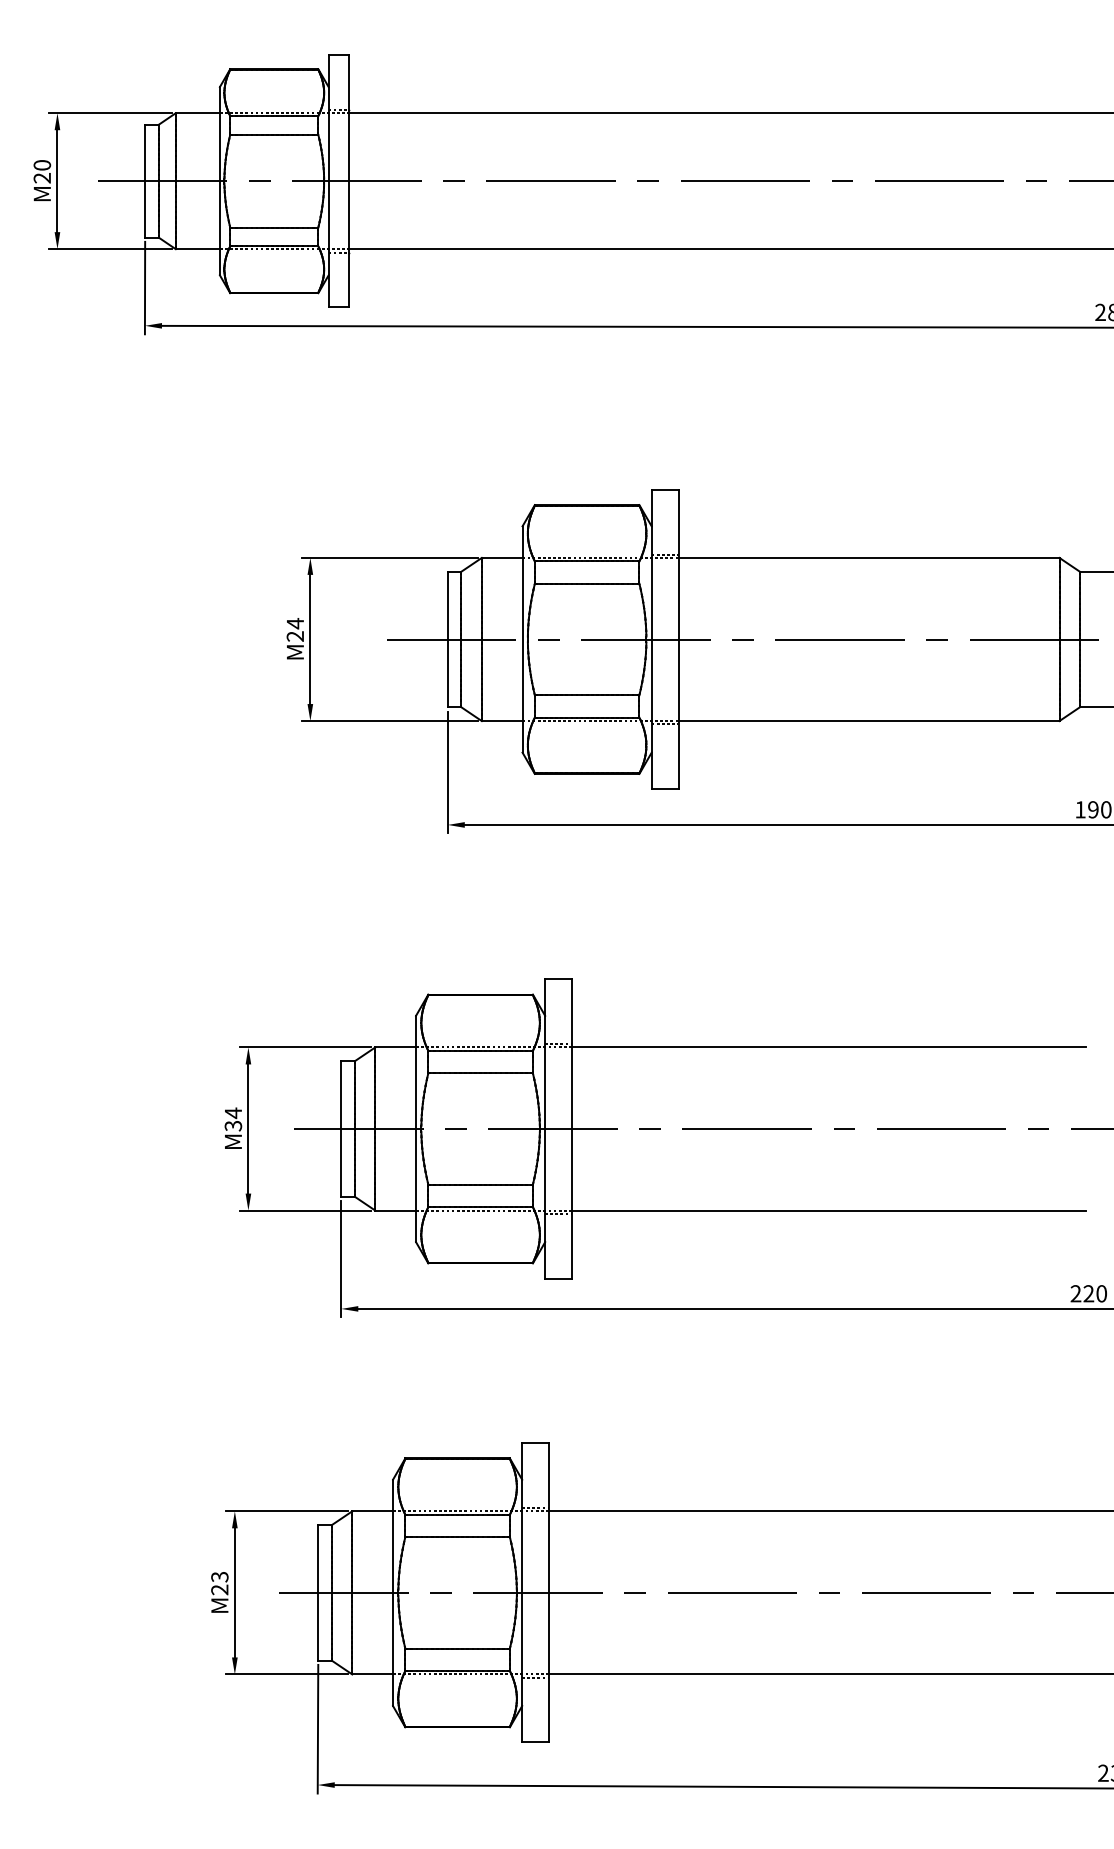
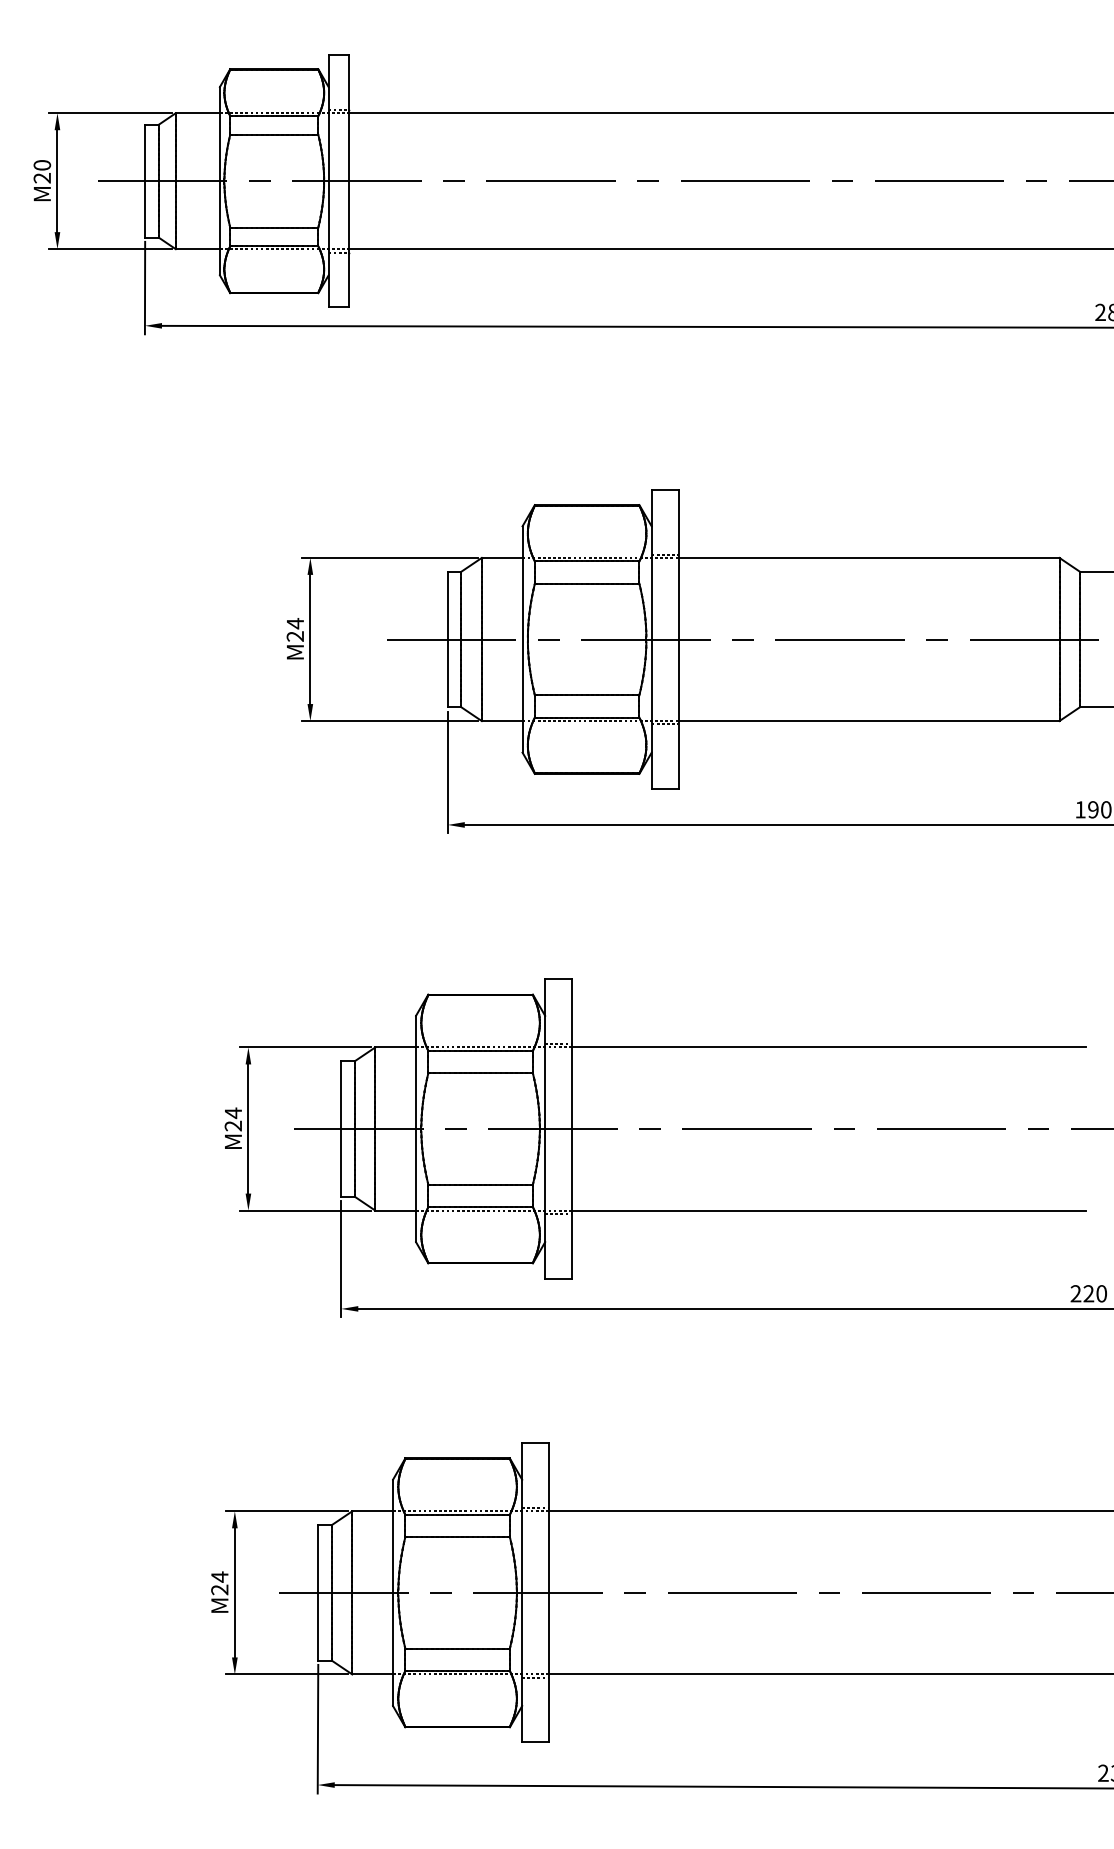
text: 34 -> 24 (233, 1125)
text: 23 -> 24 (219, 1576)
